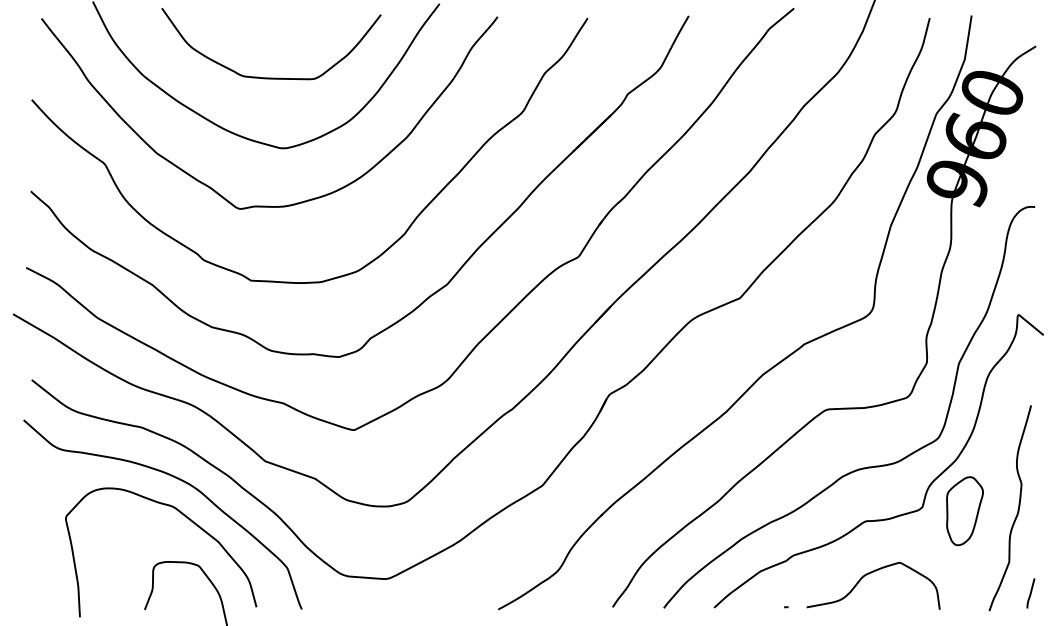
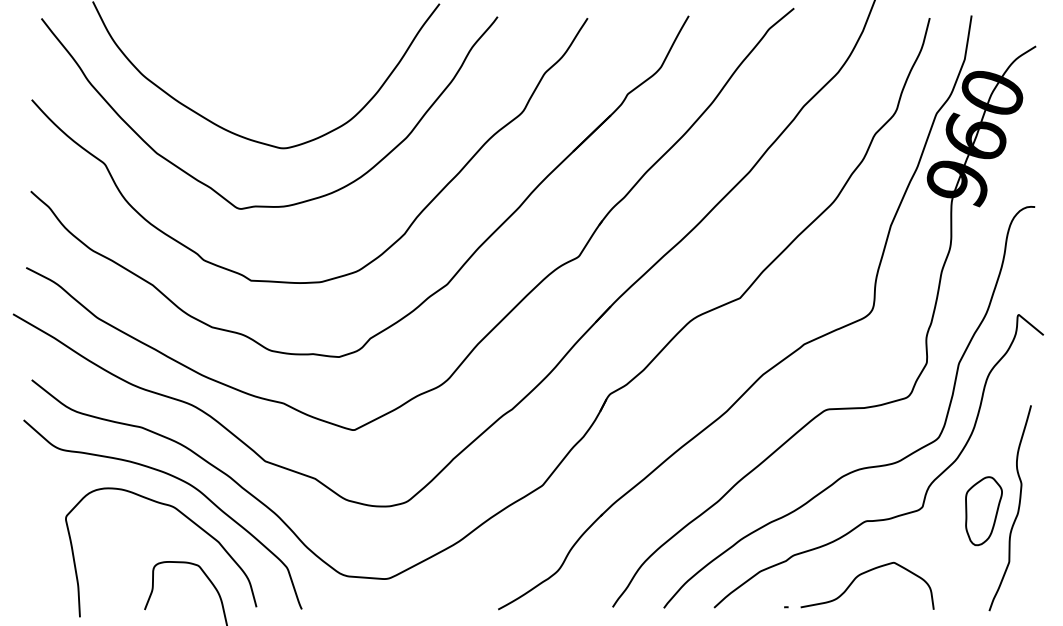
curve: present -> none (271, 77)
part position: (964, 511) -> (983, 511) (983, 511)
curve position: (869, 574) -> (863, 574) (863, 574)
line: present -> none (1030, 593)
